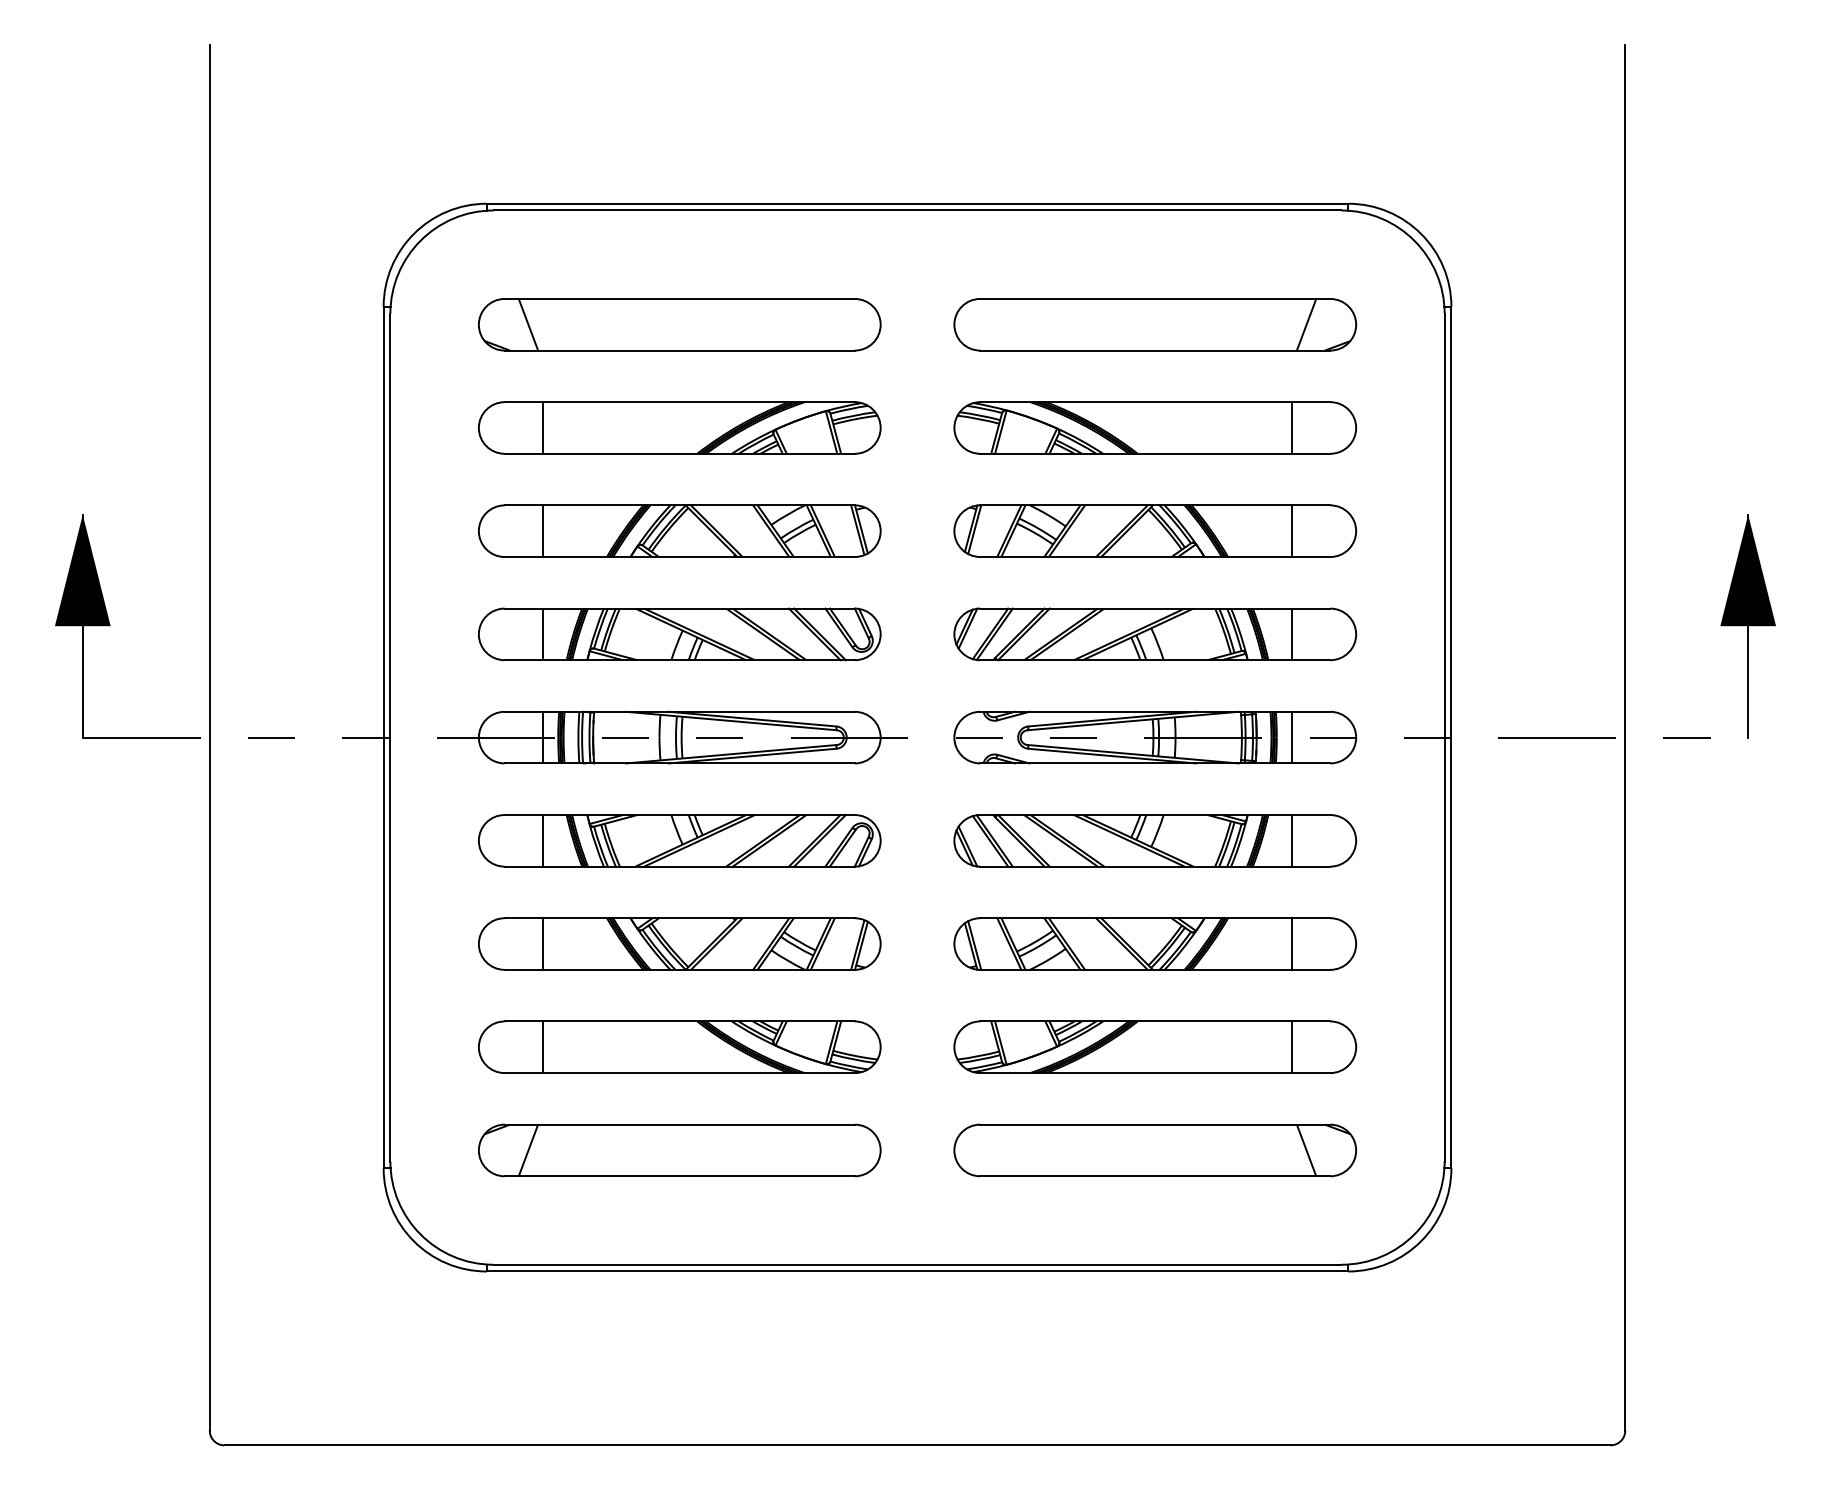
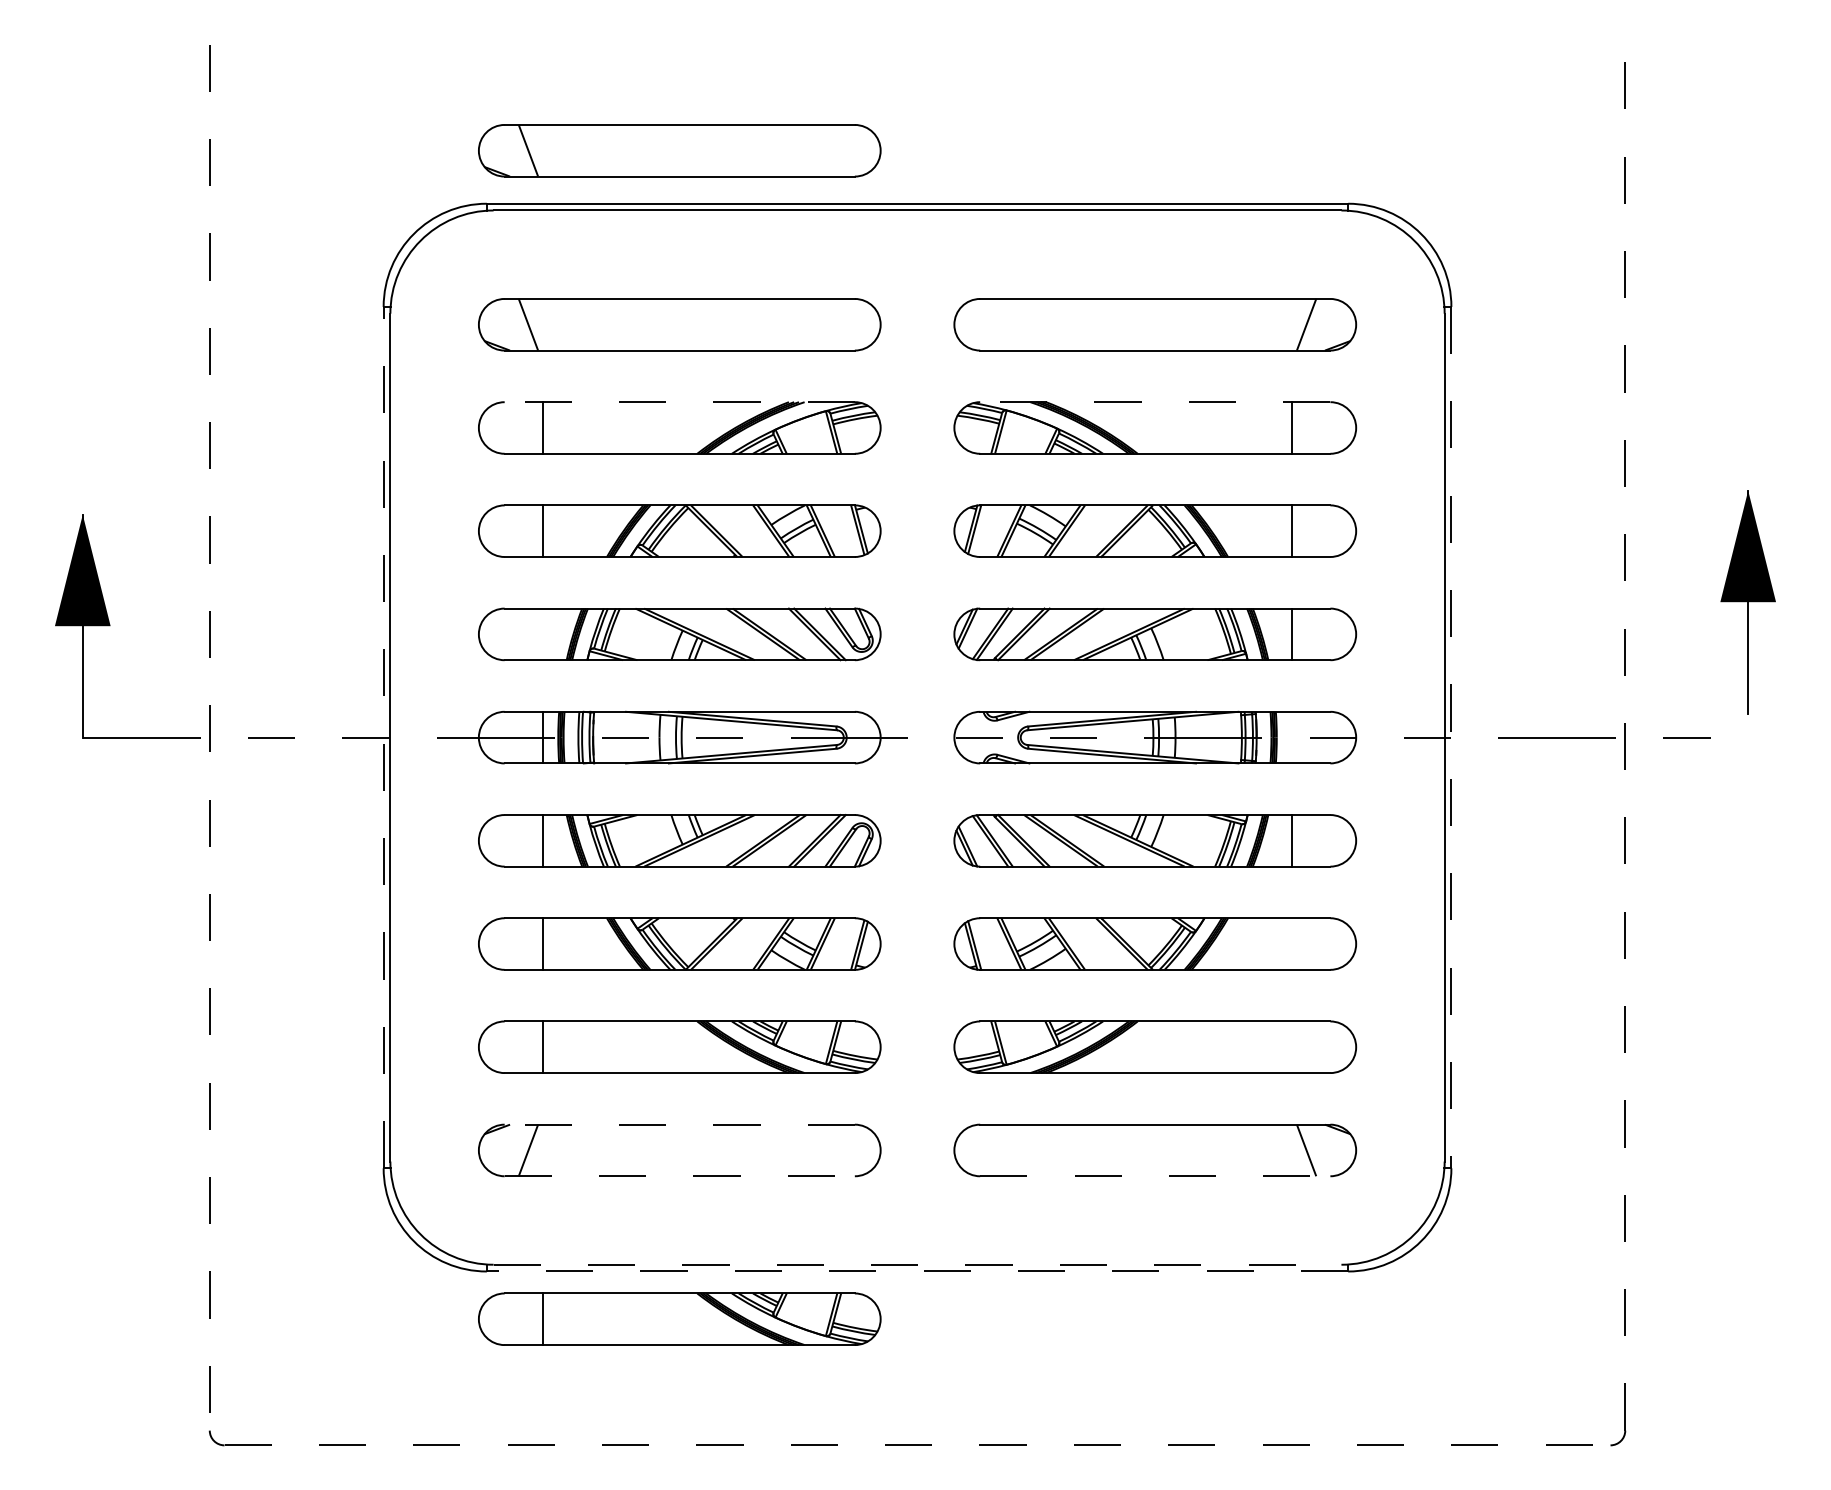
part: none -> present (679, 150)
line: solid -> dashed (679, 402)
line: solid -> dashed (1154, 402)
part position: (1747, 626) -> (1747, 602) (1747, 602)
line: present -> none (542, 634)
line: solid -> dashed (209, 737)
line: solid -> dashed (383, 737)
line: present -> none (1292, 737)
line: solid -> dashed (1451, 737)
line: solid -> dashed (1625, 737)
line: present -> none (1292, 943)
line: present -> none (1292, 1047)
line: solid -> dashed (679, 1124)
line: solid -> dashed (680, 1176)
line: solid -> dashed (1155, 1176)
line: solid -> dashed (917, 1264)
line: solid -> dashed (917, 1271)
part: none -> present (679, 1318)
line: solid -> dashed (917, 1445)
